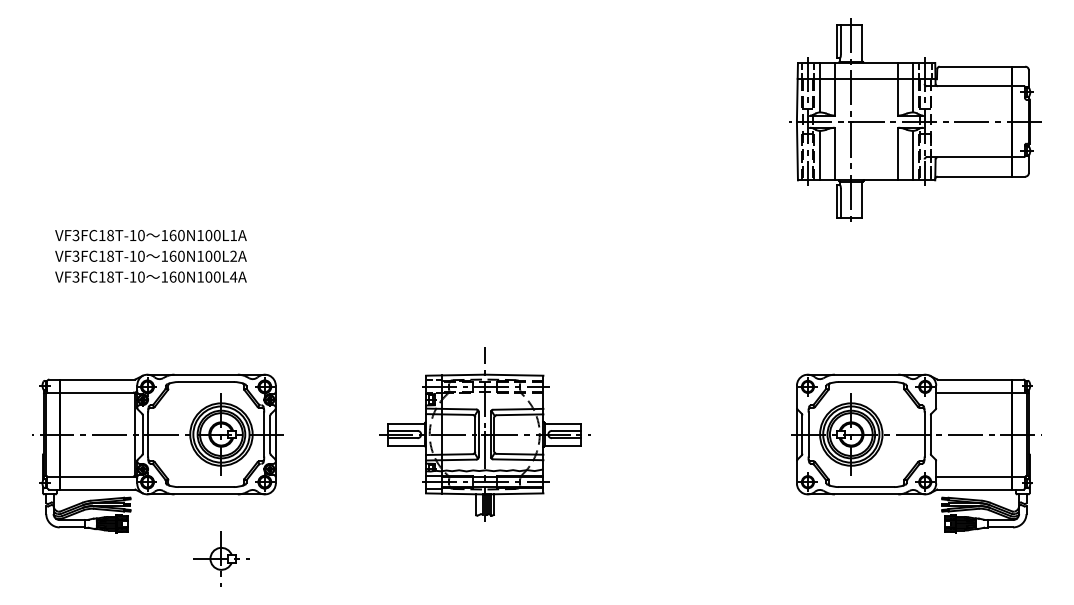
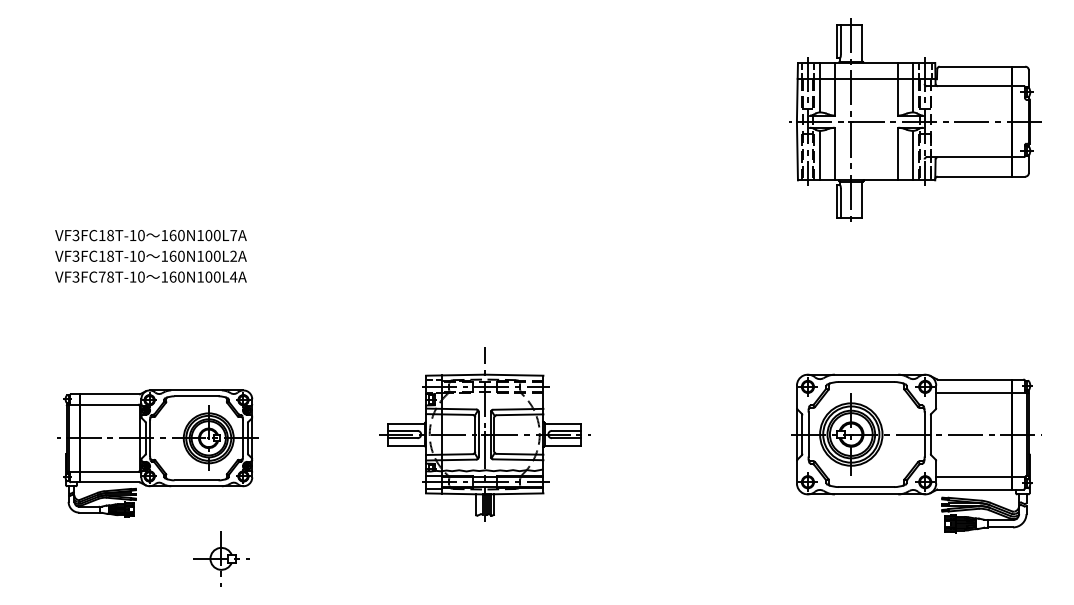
text: 160N100L1A -> 160N100L7A (233, 235)
text: VF3FC18T-10 -> VF3FC78T-10 (101, 276)
part size: 252x161 px -> 202x129 px (157, 453)
